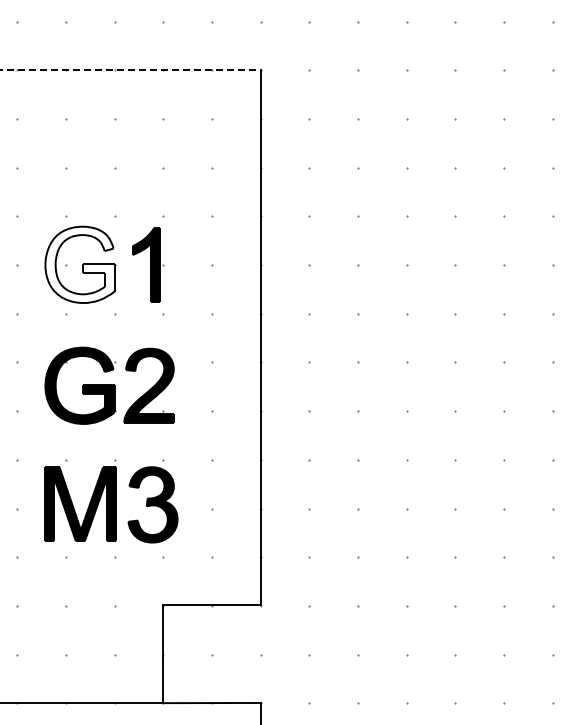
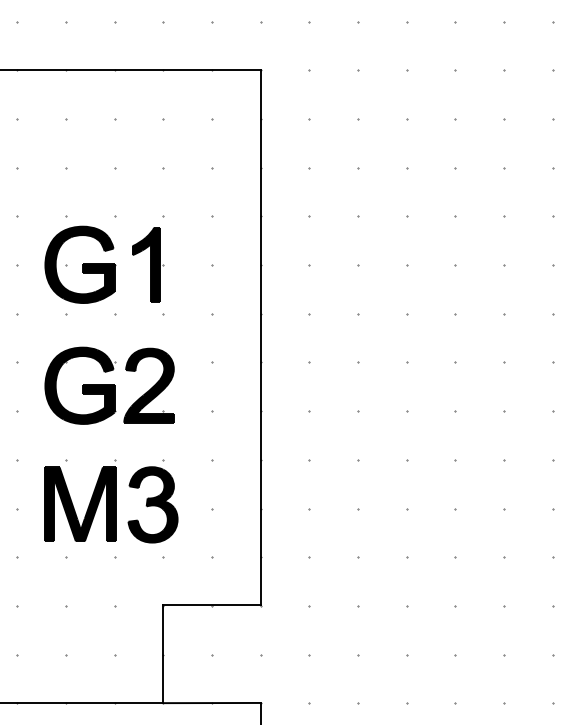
line: dashed -> solid (130, 70)
fill: none -> present (79, 264)
